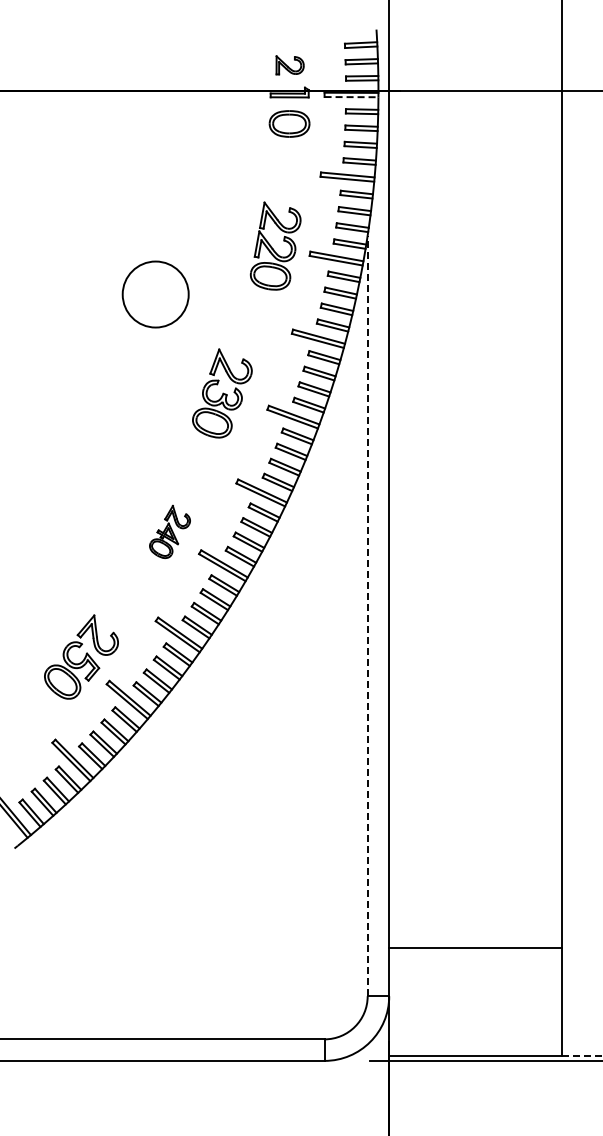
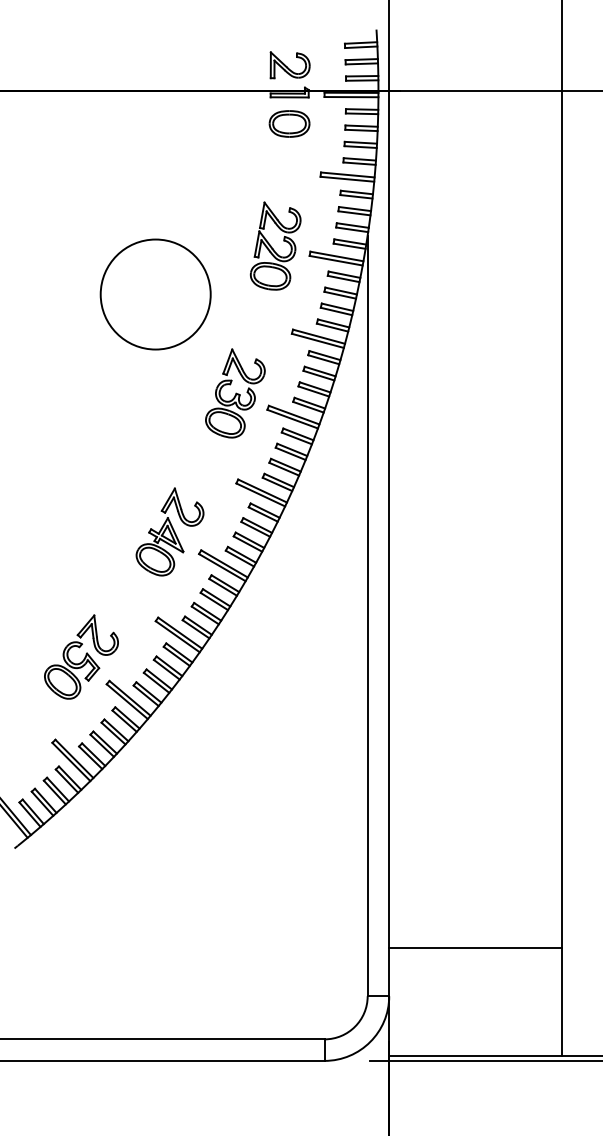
part size: 30x21 px -> 42x29 px (289, 65)
line: dashed -> solid (351, 97)
circle diameter: 66 px -> 110 px (155, 294)
part position: (222, 393) -> (235, 393) (235, 393)
part size: 42x55 px -> 70x90 px (169, 531)
line: dashed -> solid (367, 615)
line: dashed -> solid (582, 1055)
